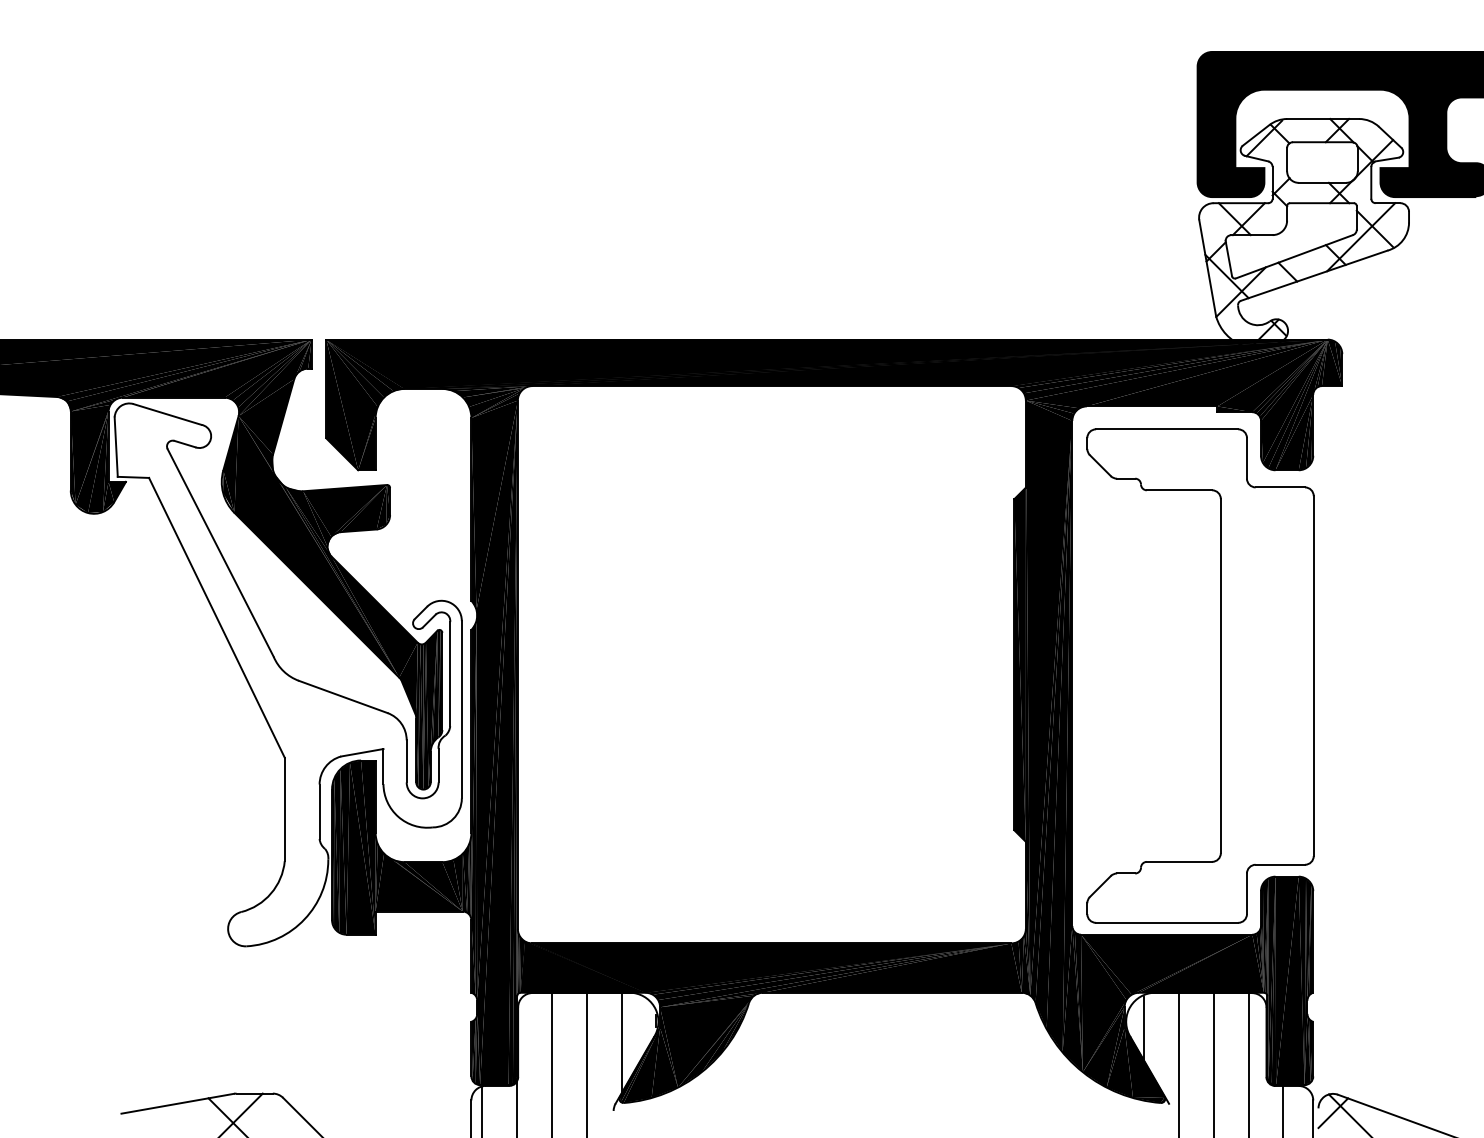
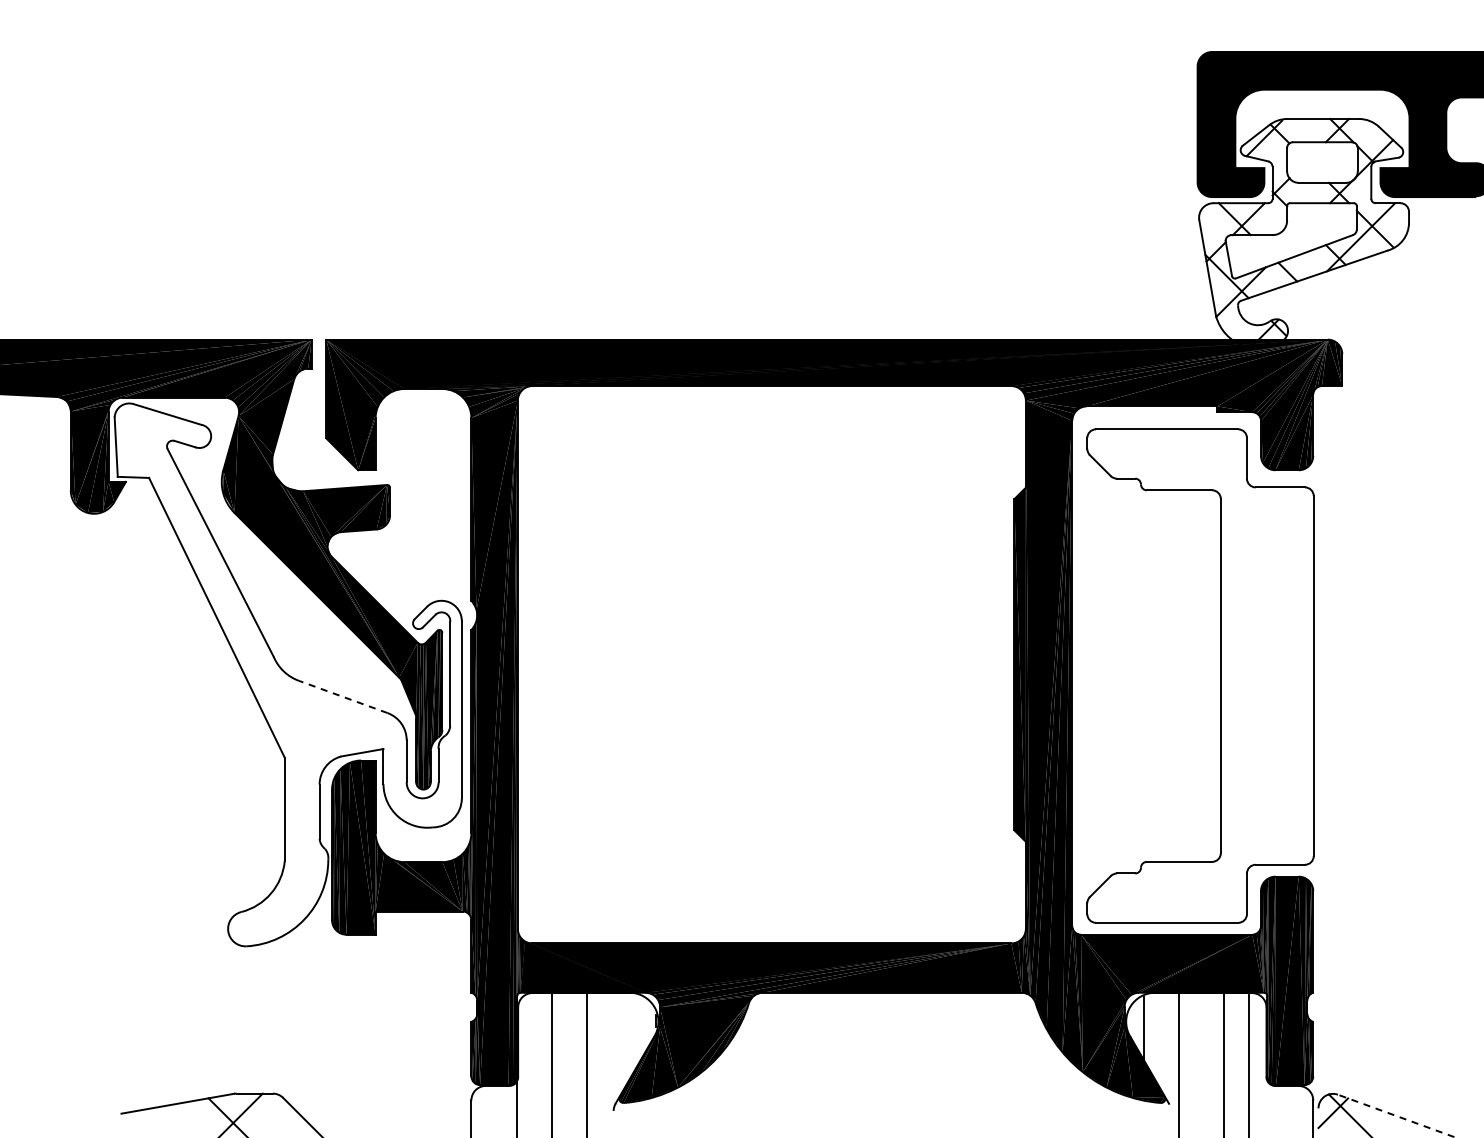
line: solid -> dashed (342, 696)
line: present -> none (621, 1043)
line position: (1213, 1063) -> (1223, 1063) (1223, 1063)
line: present -> none (1283, 1109)
line: present -> none (482, 1110)
line: solid -> dashed (1397, 1116)
